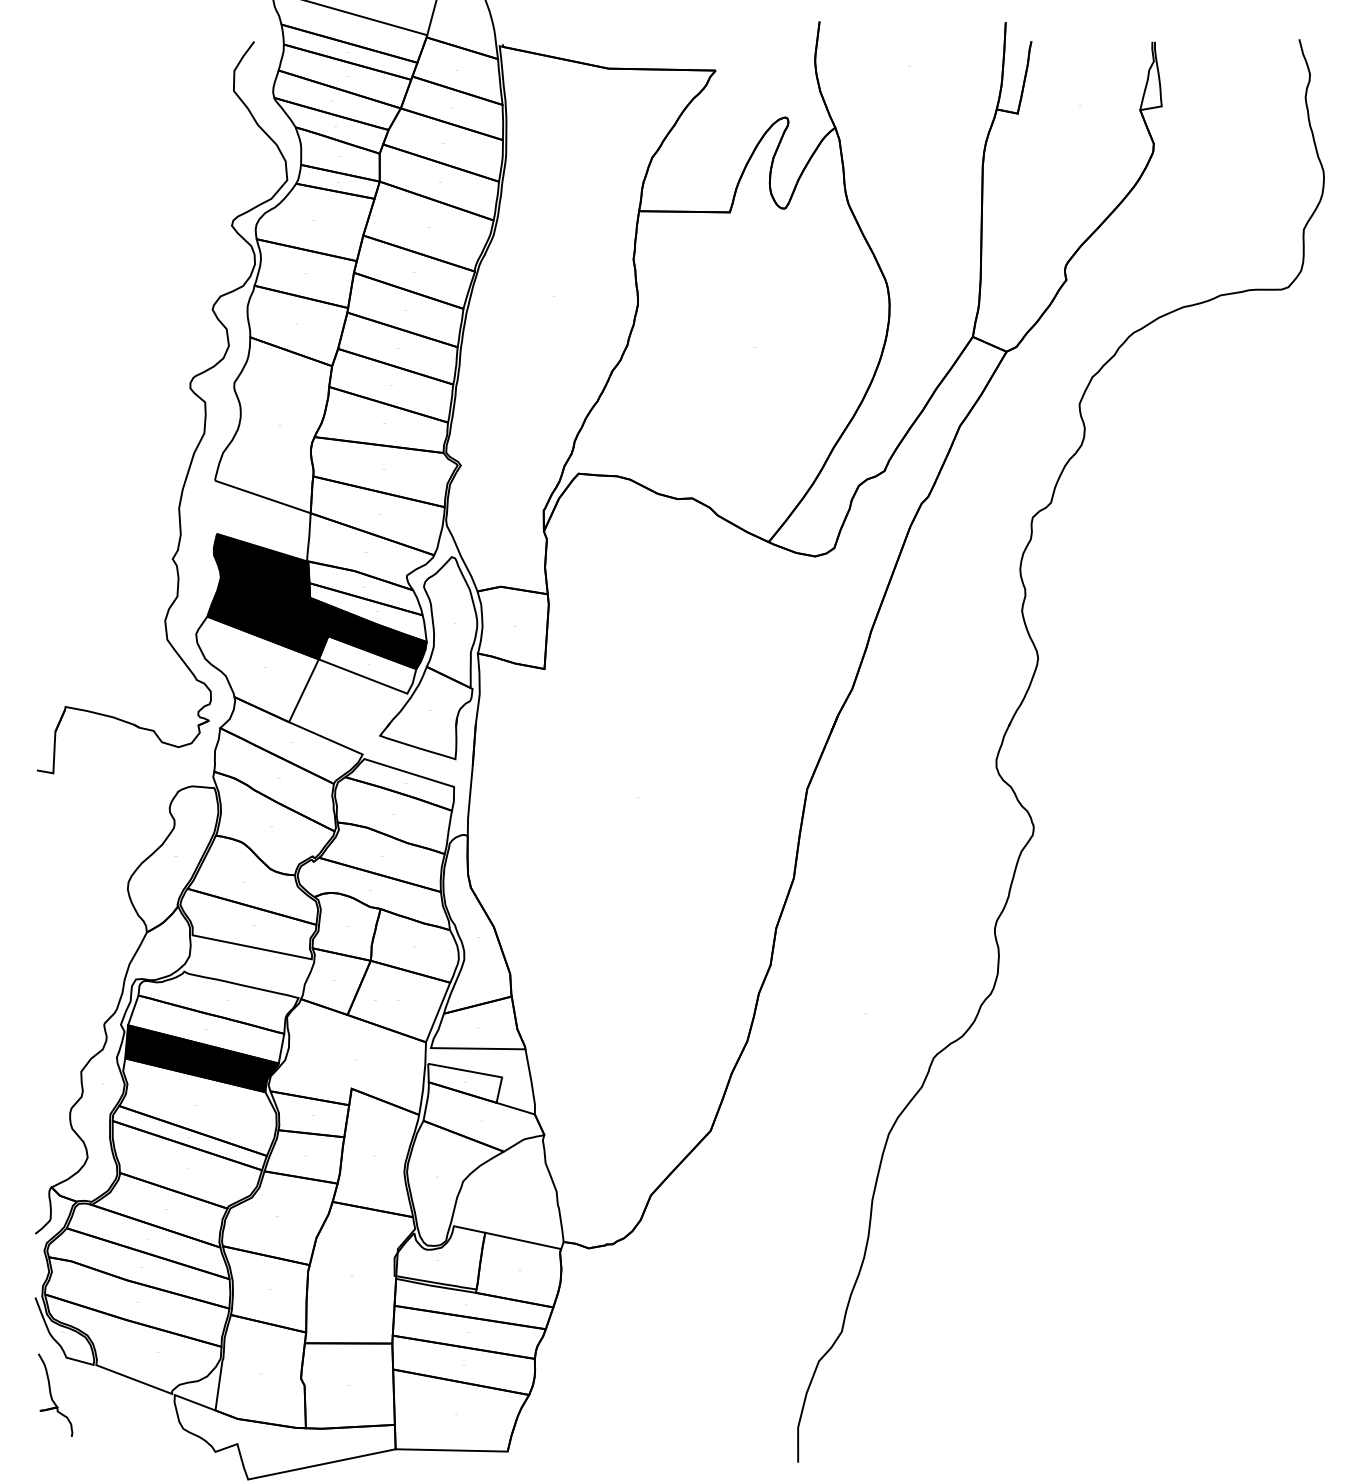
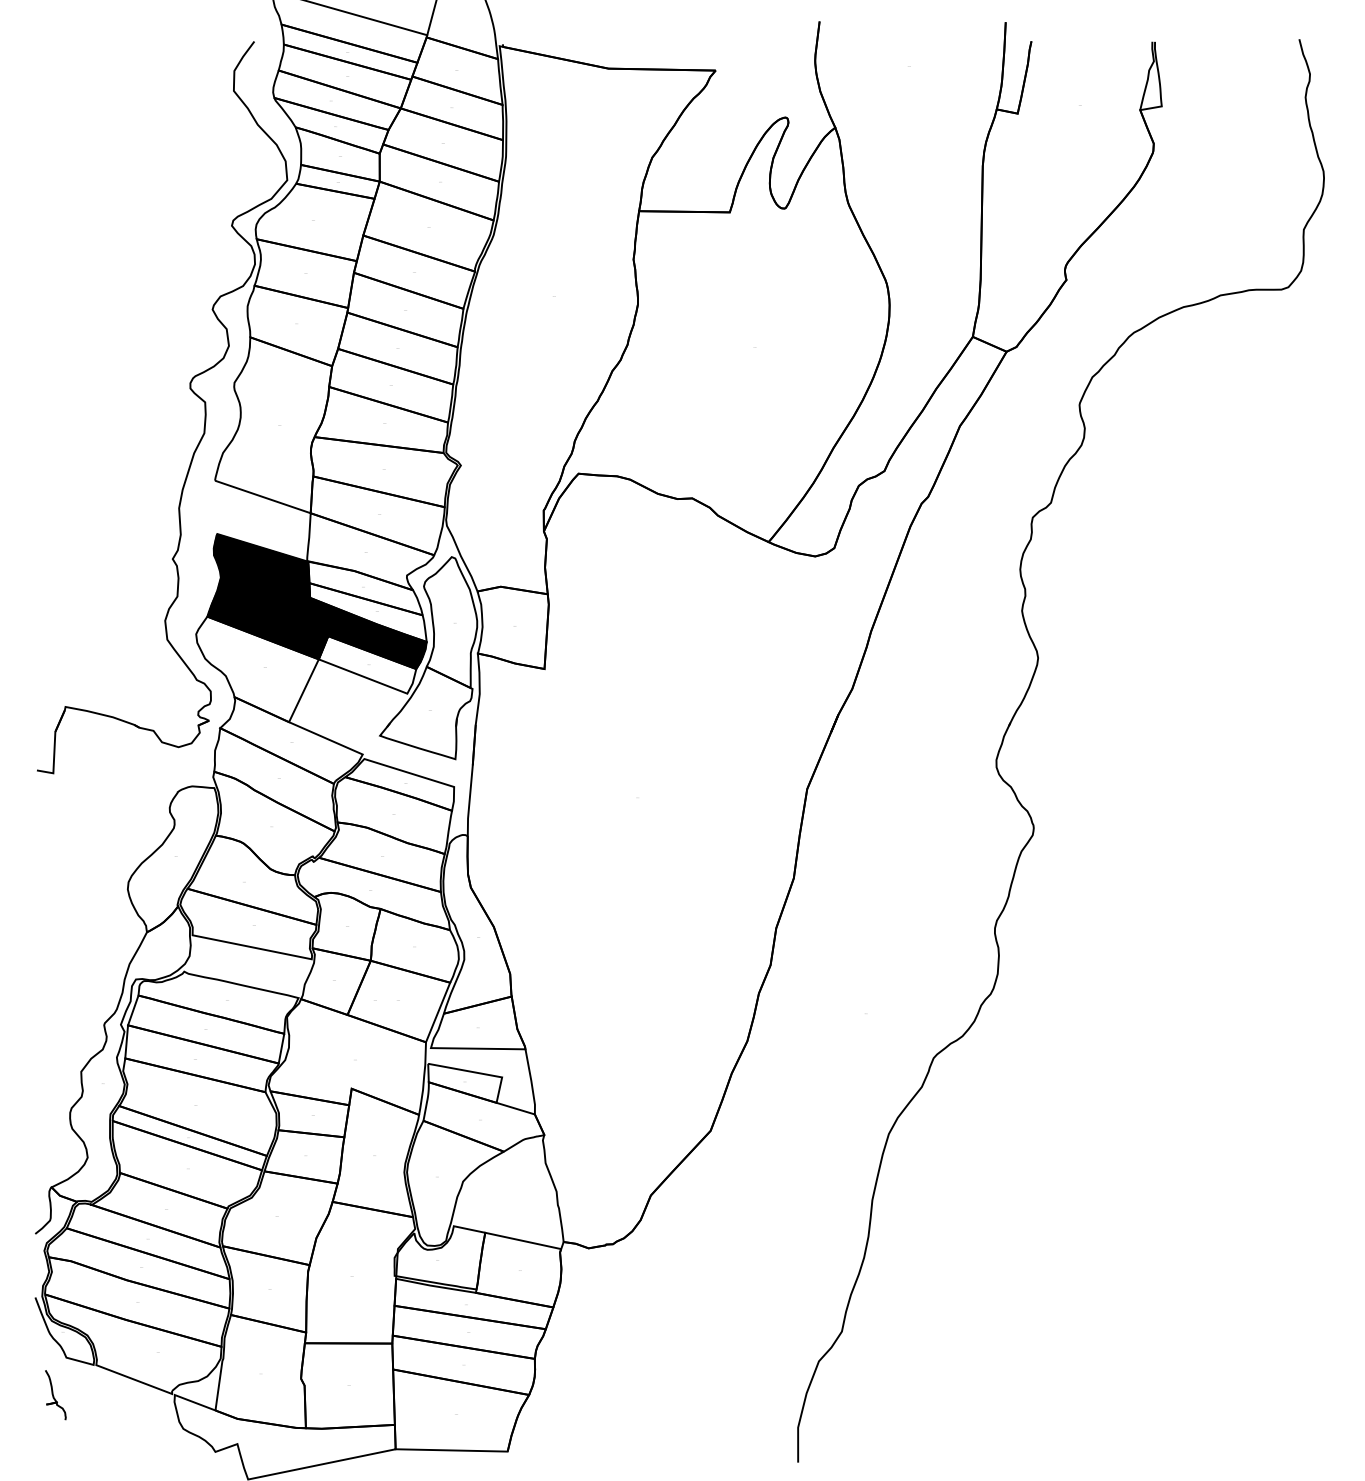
hatch: present -> none (201, 1058)
part size: 36x84 px -> 22x51 px (55, 1395)
